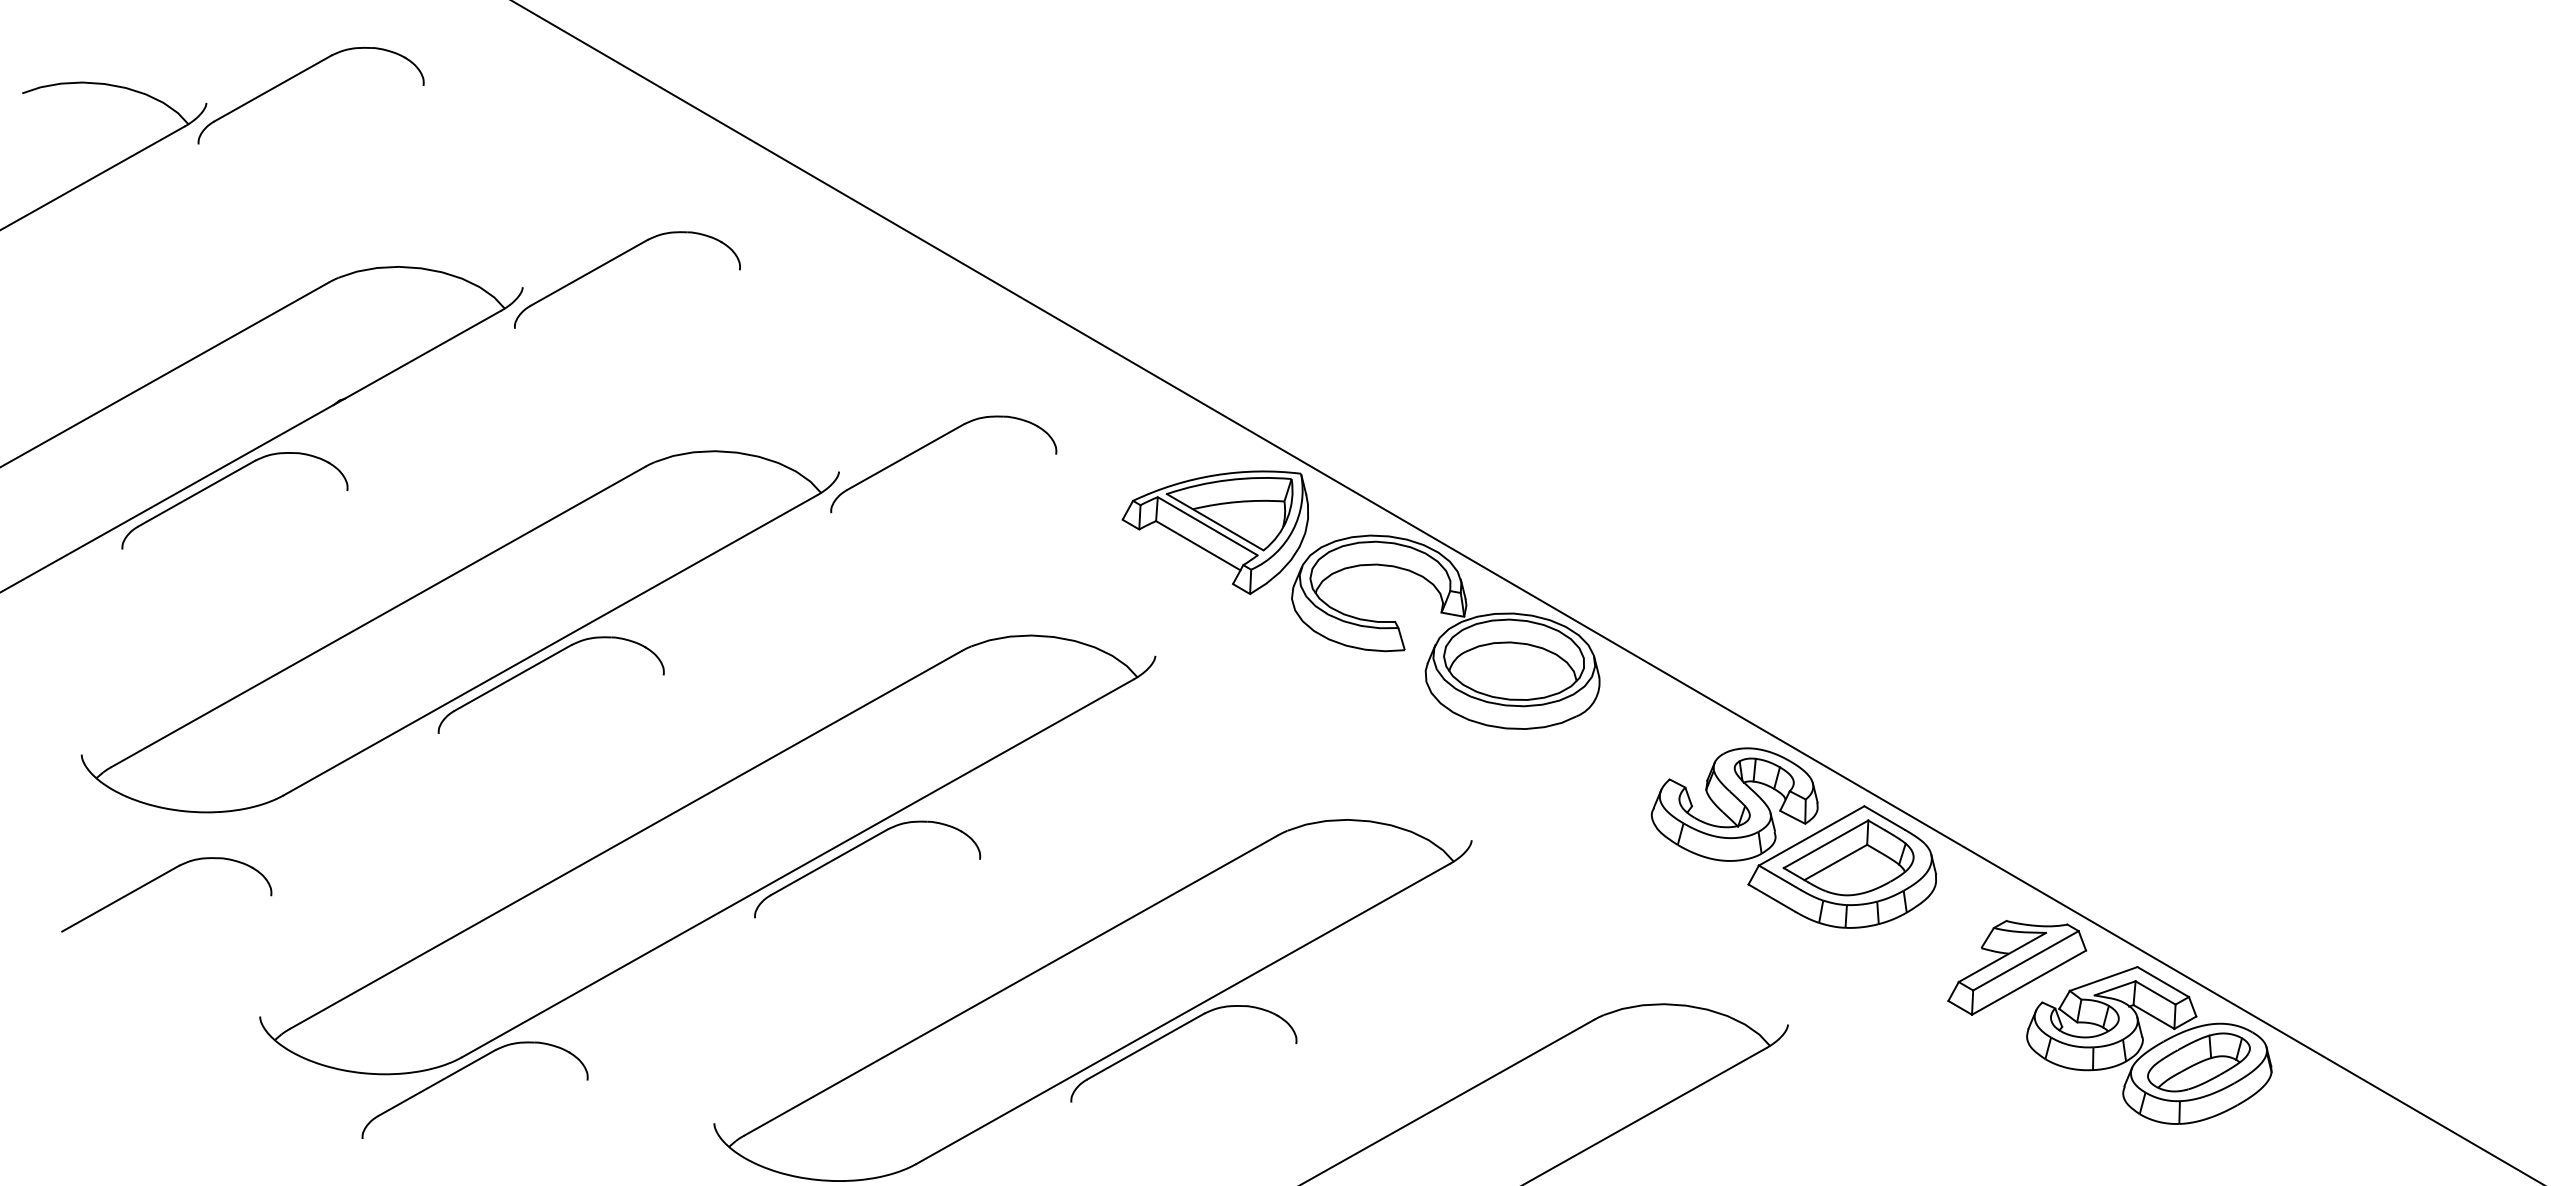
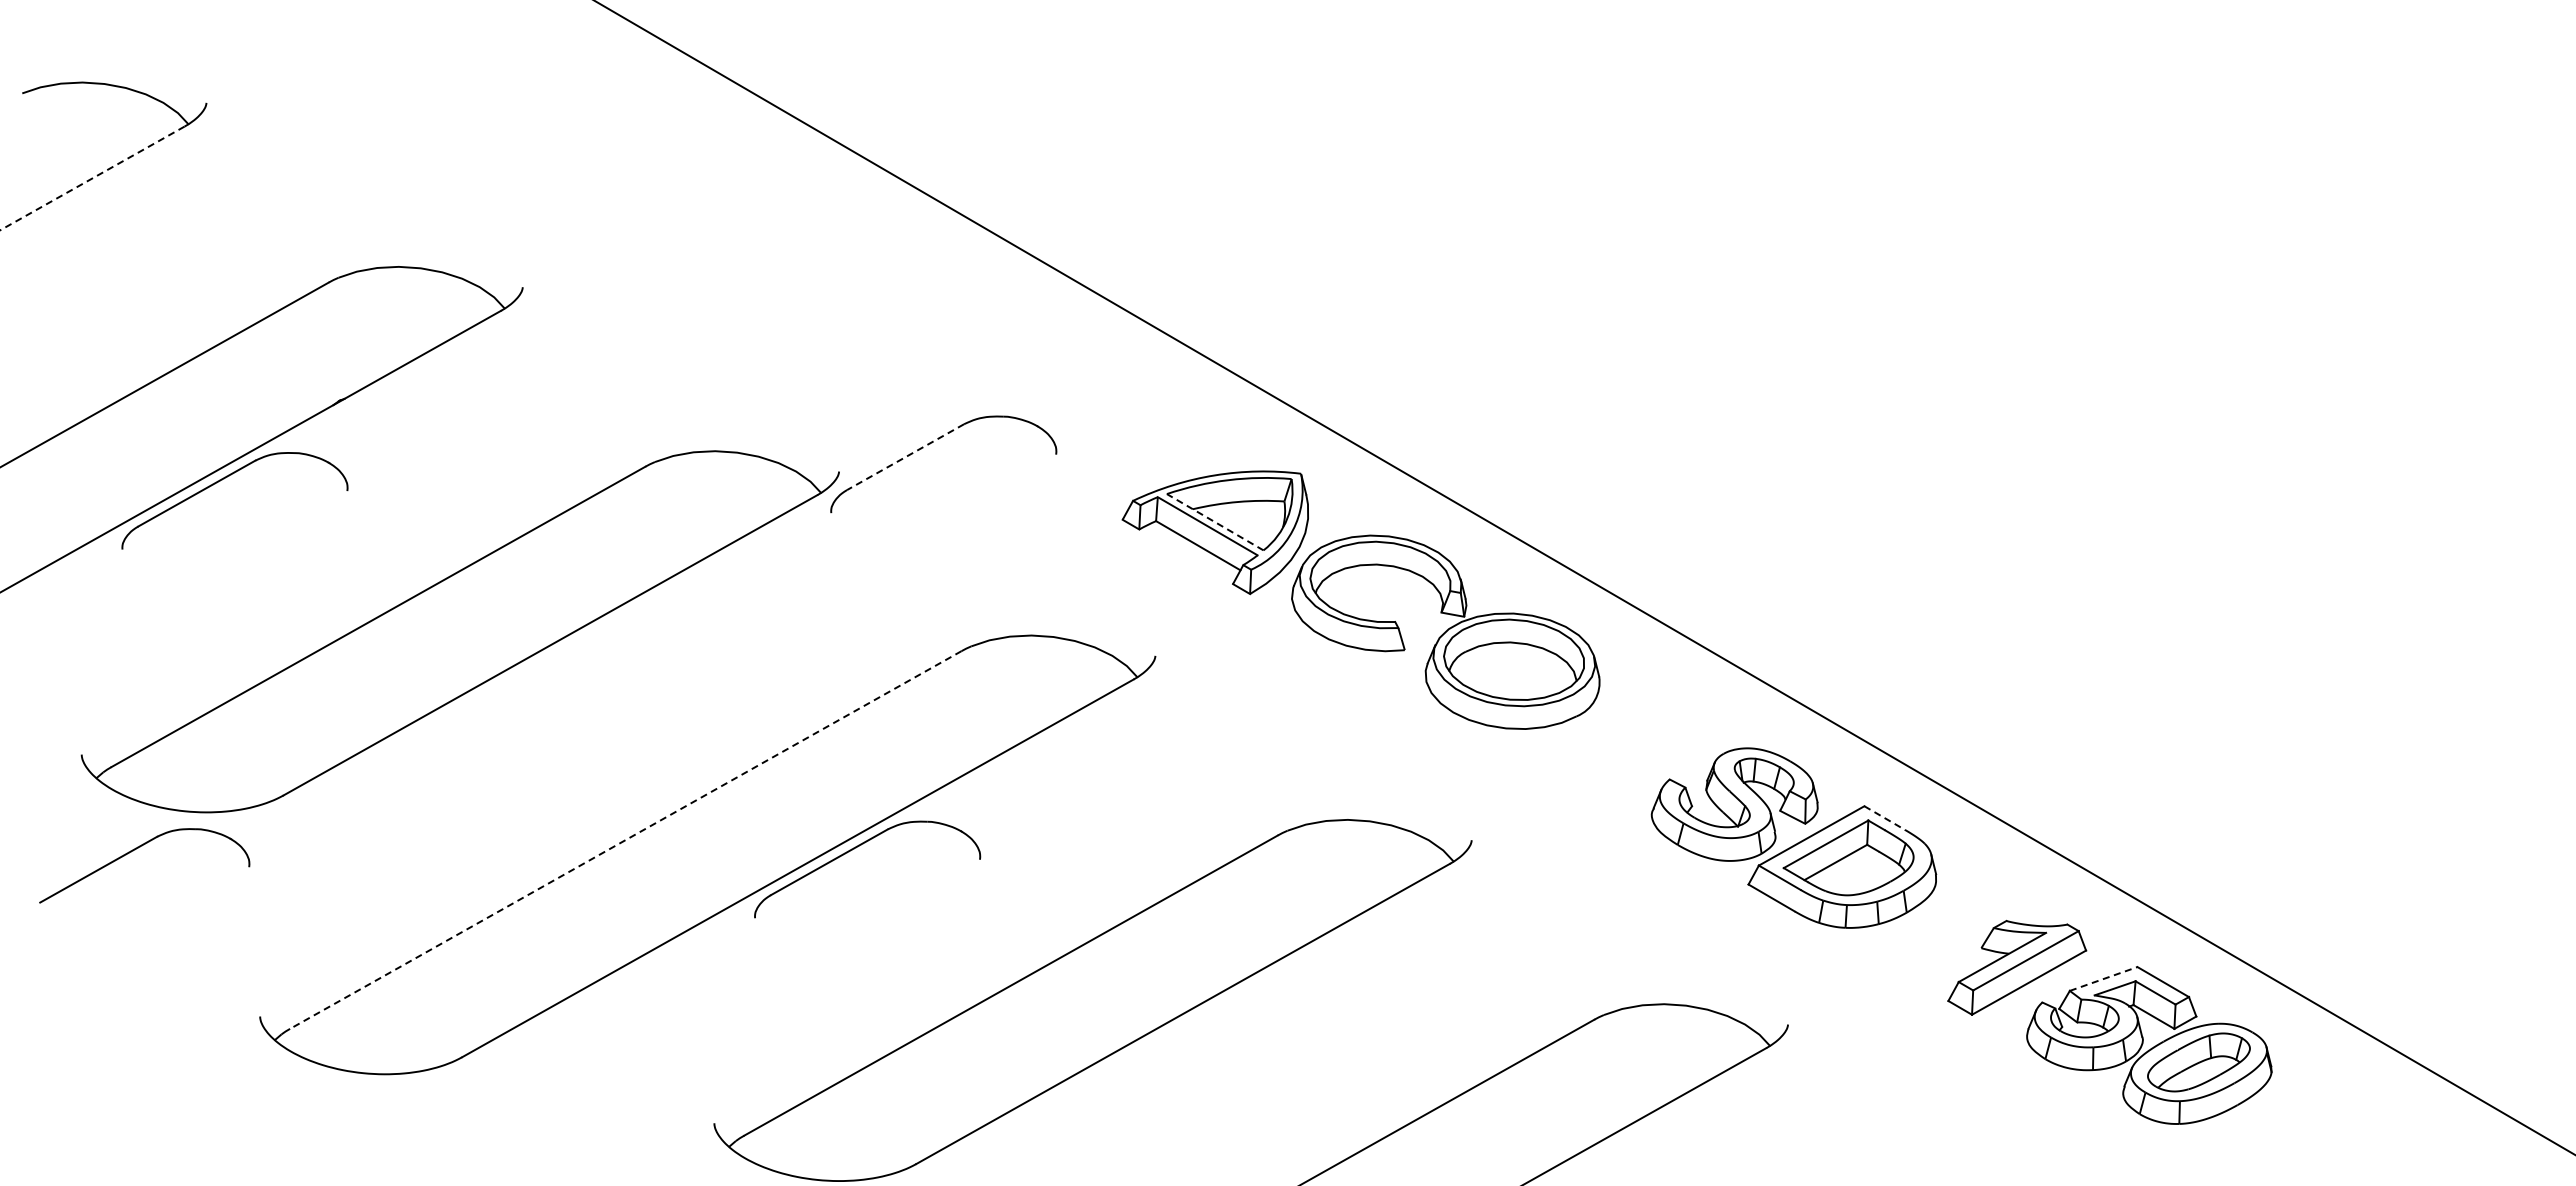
part: present -> none (300, 74)
line: solid -> dashed (92, 178)
part: present -> none (615, 259)
line: solid -> dashed (905, 457)
line: solid -> dashed (1215, 522)
line position: (1526, 592) -> (1584, 577) (1584, 577)
part: present -> none (539, 664)
line: solid -> dashed (1885, 818)
line: solid -> dashed (625, 840)
part position: (155, 880) -> (133, 851) (133, 851)
line: solid -> dashed (2103, 978)
part: present -> none (1173, 1032)
part: present -> none (463, 1069)
